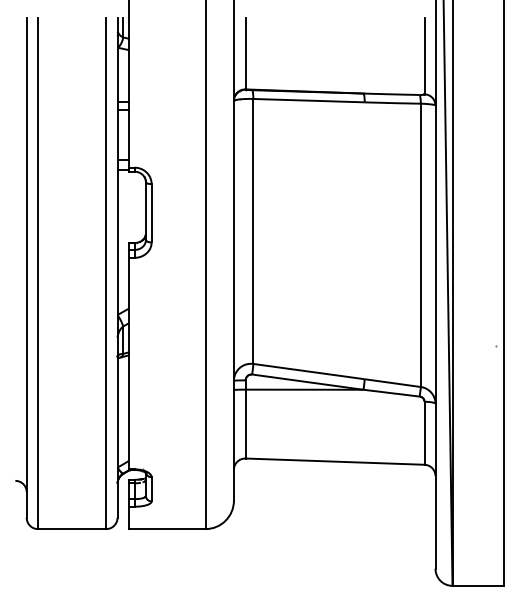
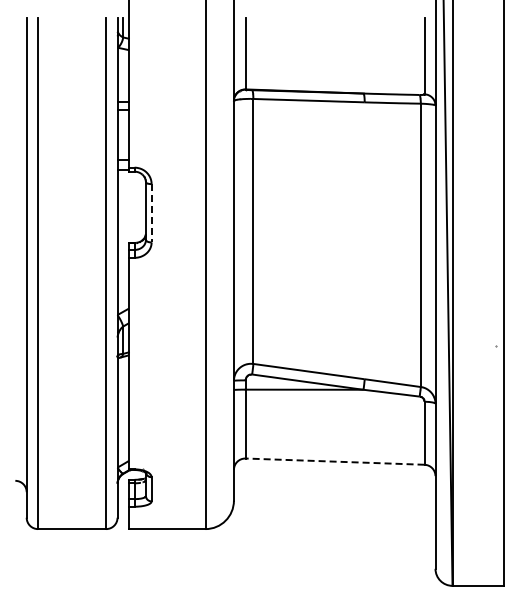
line: solid -> dashed (151, 213)
line: solid -> dashed (334, 461)
